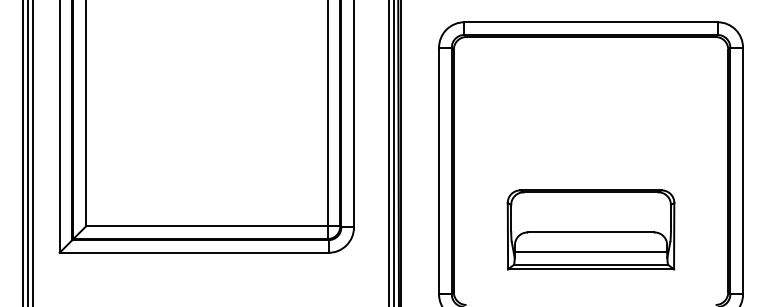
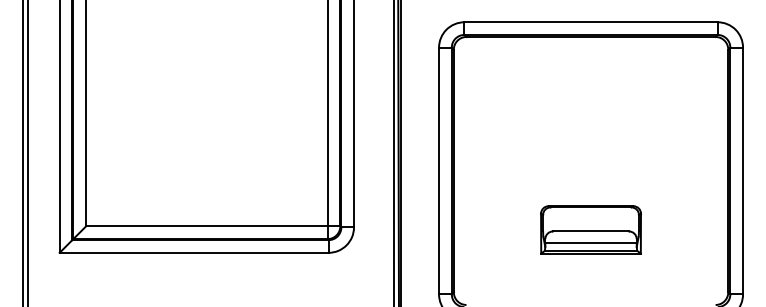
line: present -> none (33, 152)
line: present -> none (389, 152)
part size: 170x82 px -> 102x50 px (590, 229)
